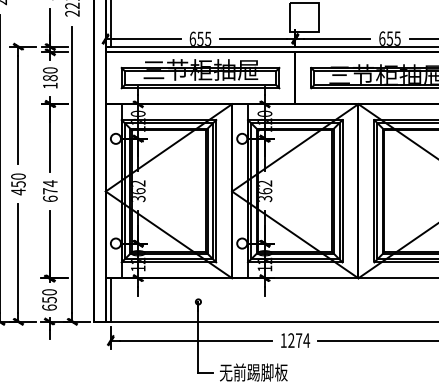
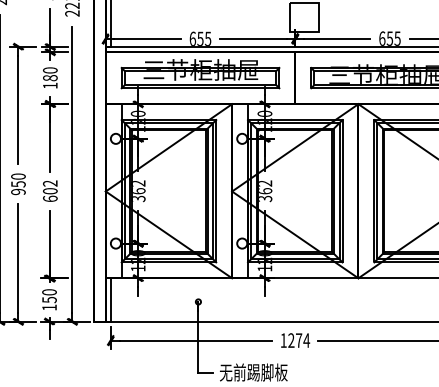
text: 674 -> 602 (50, 187)
text: 450 -> 950 (18, 191)
text: 650 -> 150 (49, 307)
